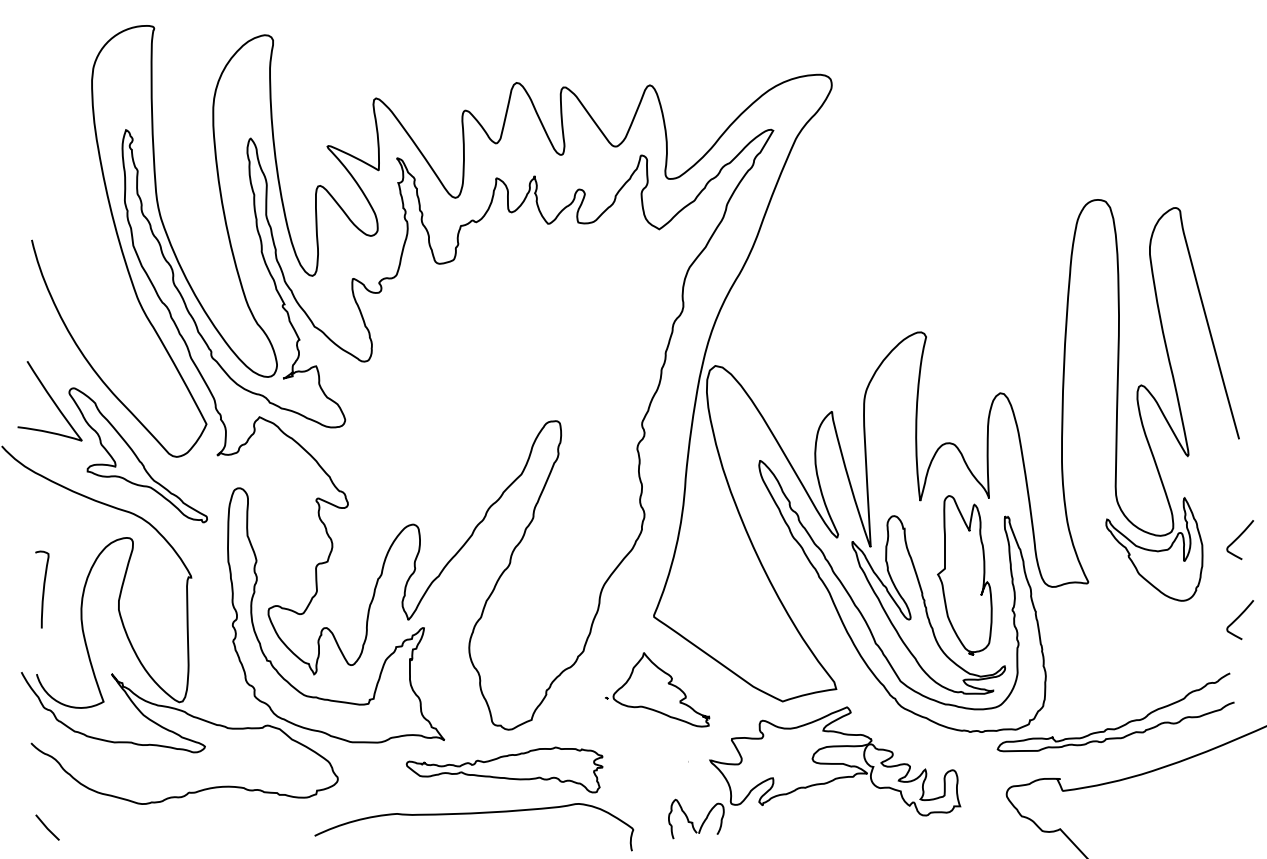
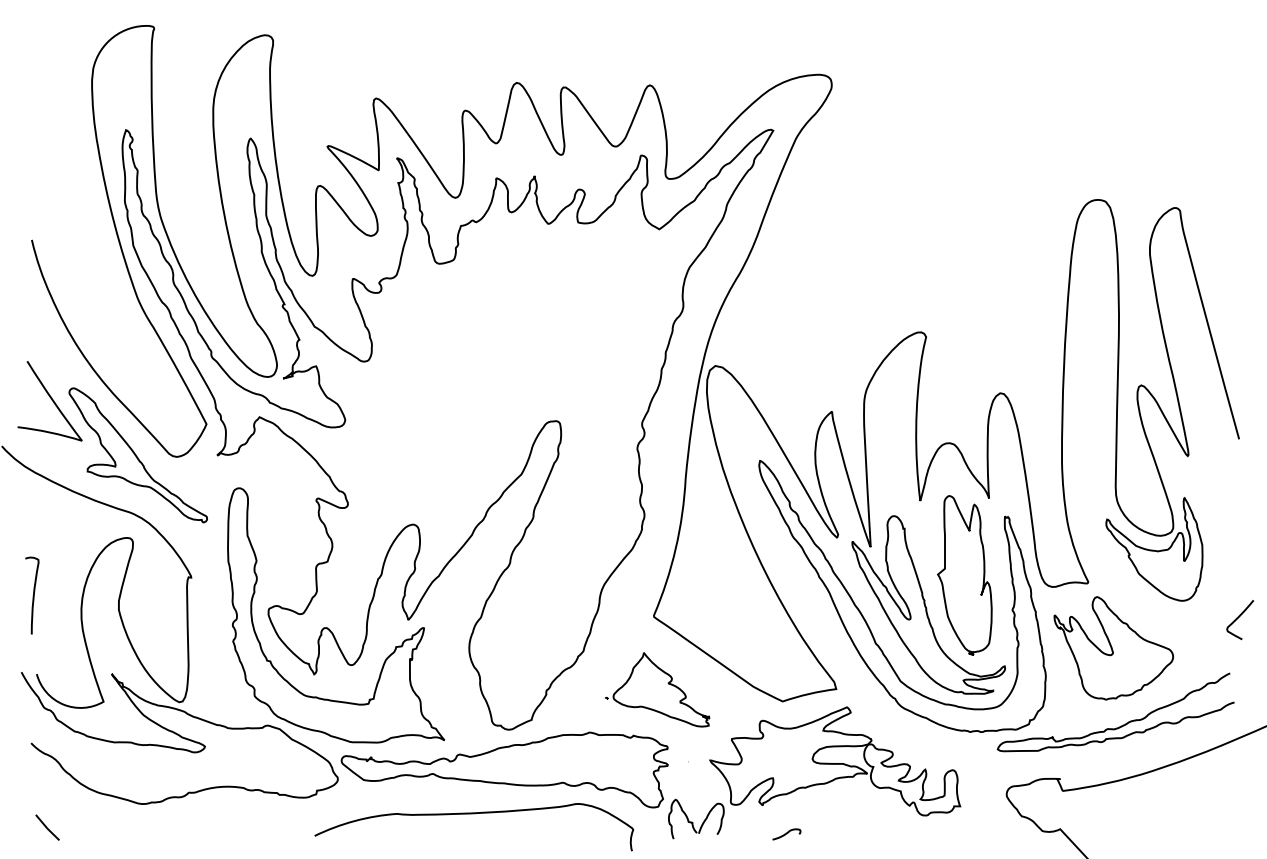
curve: present -> none (1238, 538)
curve position: (42, 589) -> (32, 595) (32, 595)
part: none -> present (1113, 648)
part size: 199x48 px -> 329x78 px (504, 769)
curve: none -> present (786, 834)
